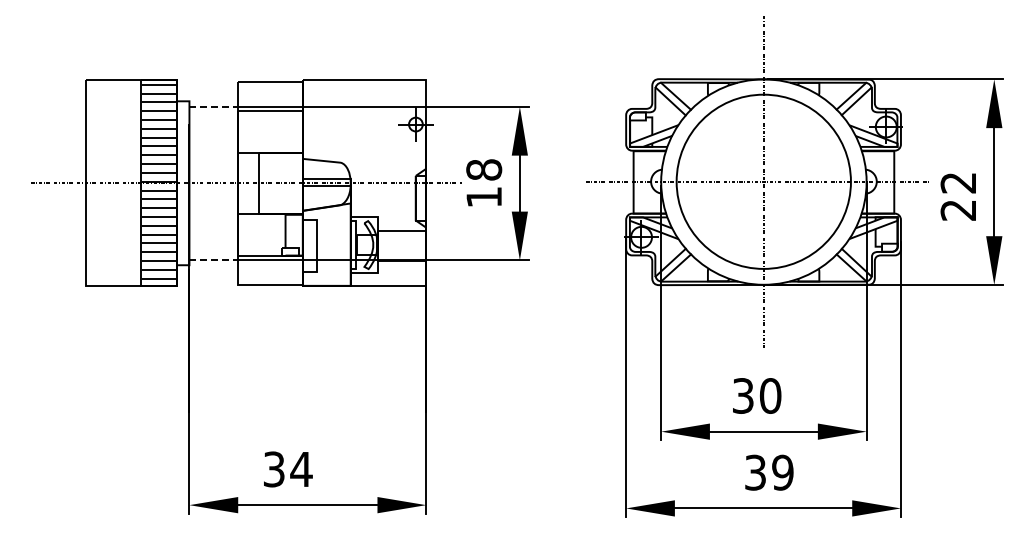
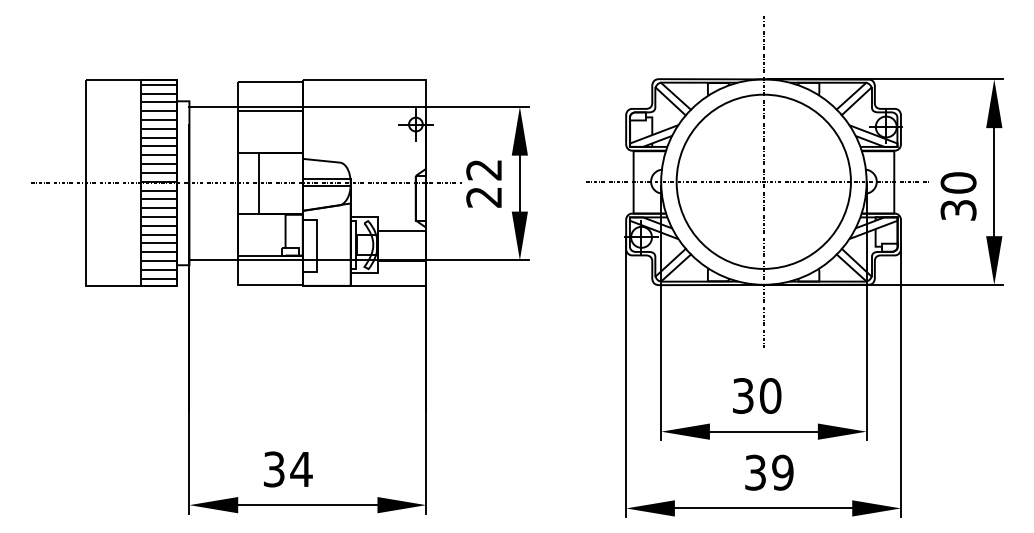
line: dashed -> solid (214, 106)
text: 18 -> 22 (484, 183)
text: 22 -> 30 (958, 196)
line: dashed -> solid (214, 260)
